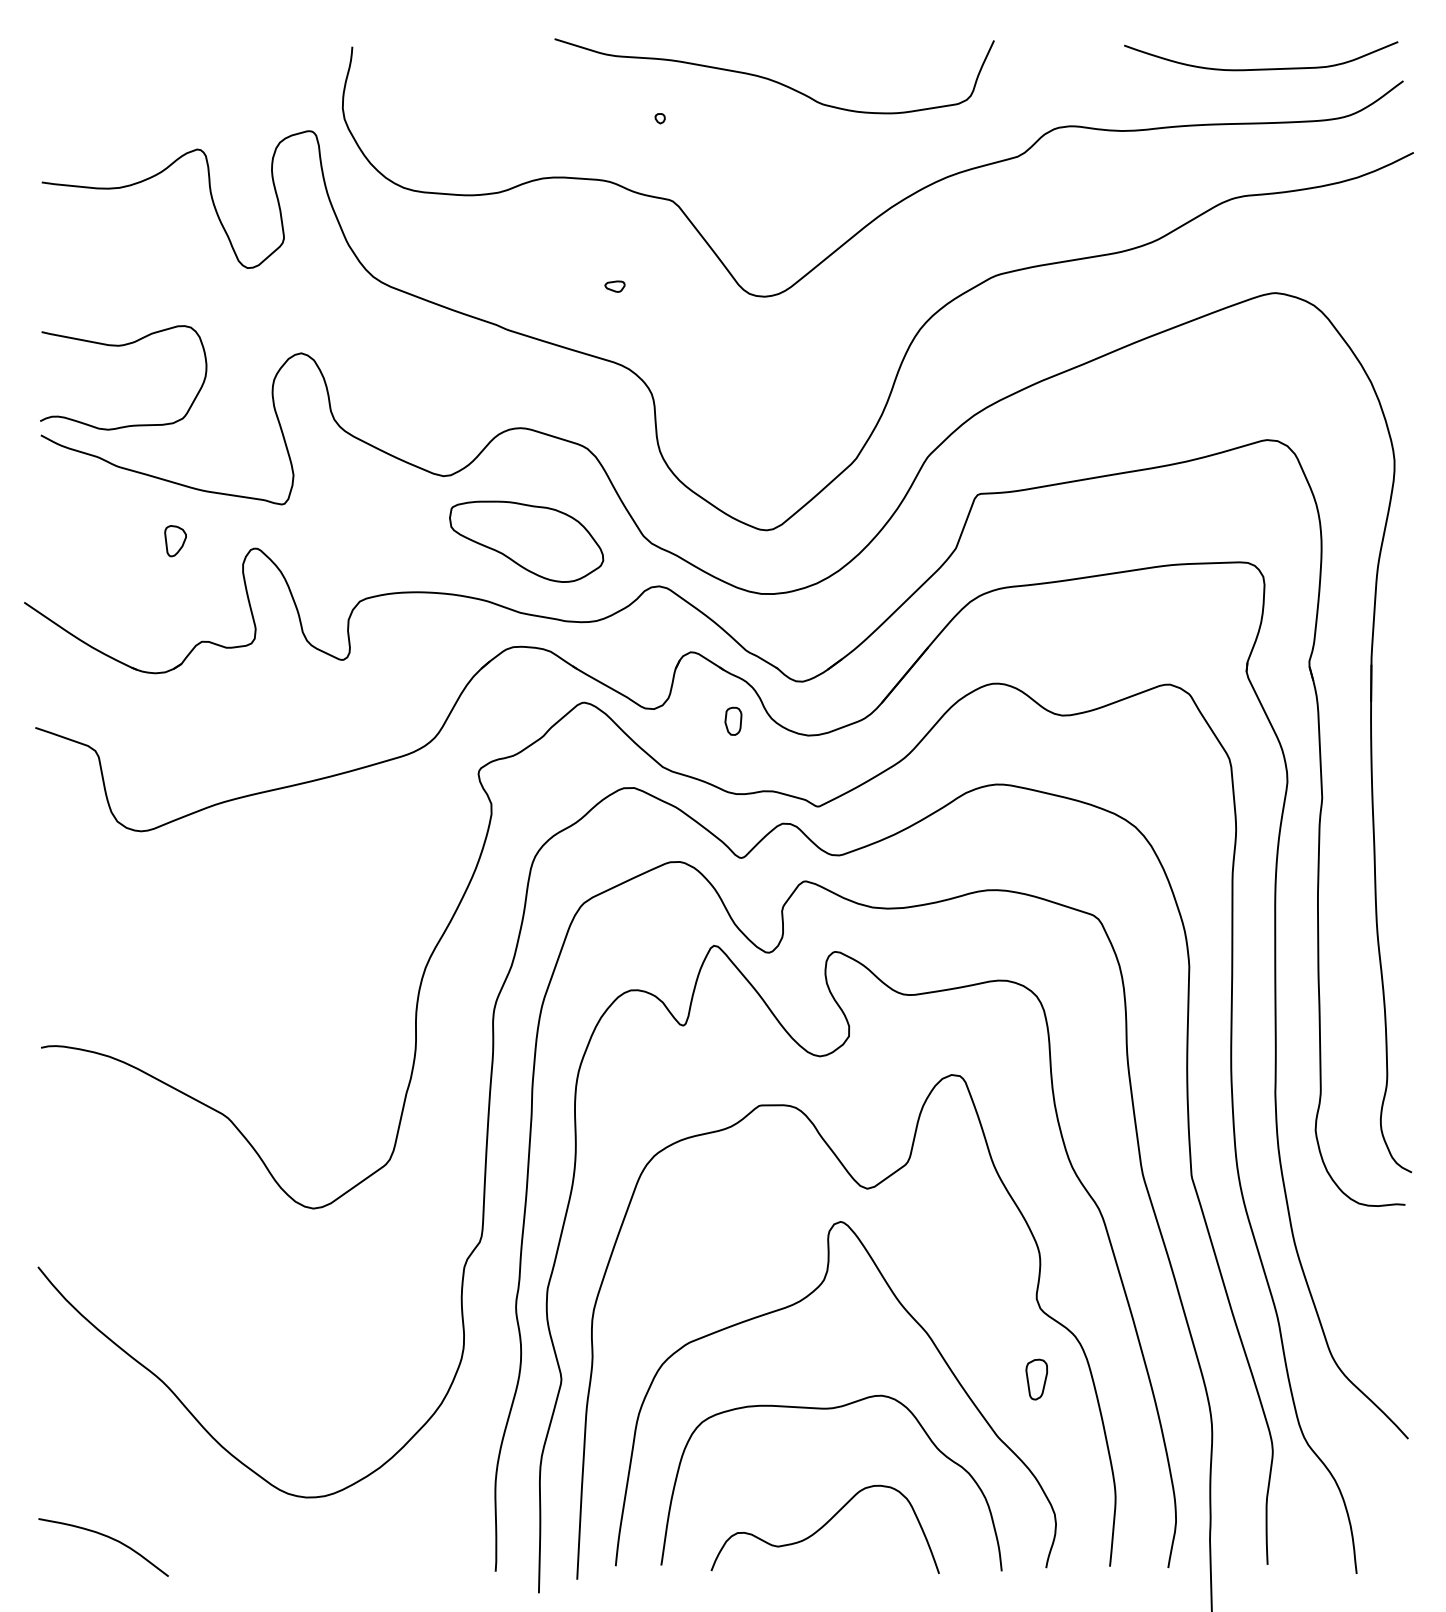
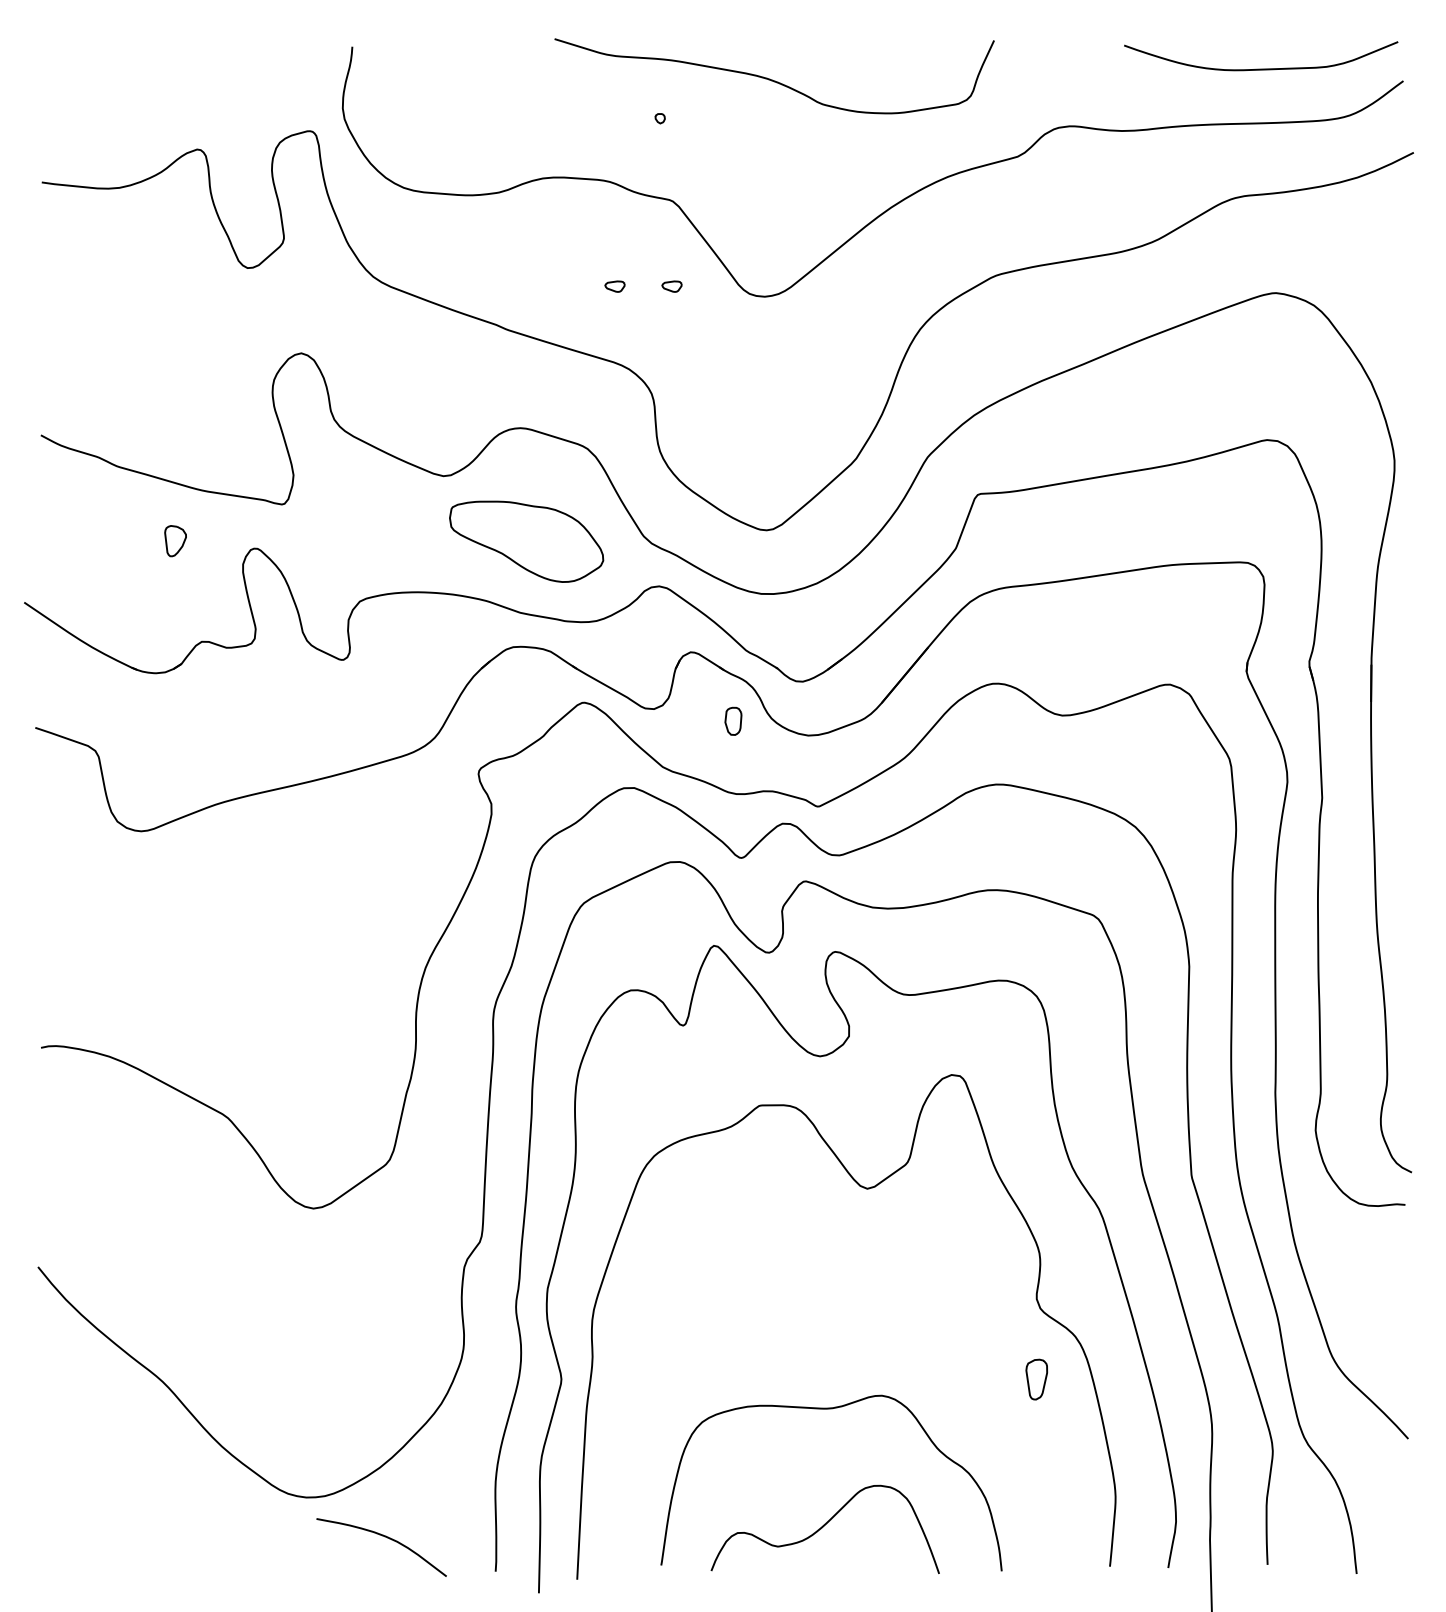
part: none -> present (671, 286)
curve: present -> none (123, 346)
curve: present -> none (791, 1306)
curve position: (106, 1537) -> (384, 1537) (384, 1537)
